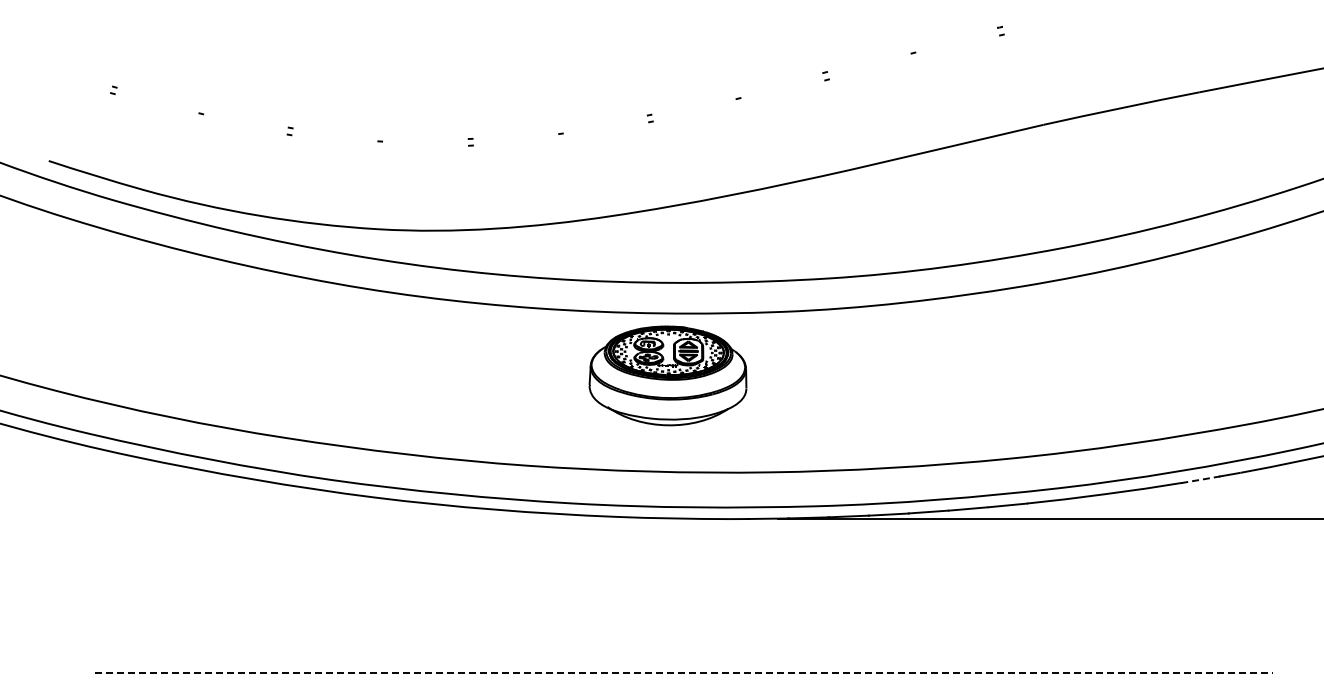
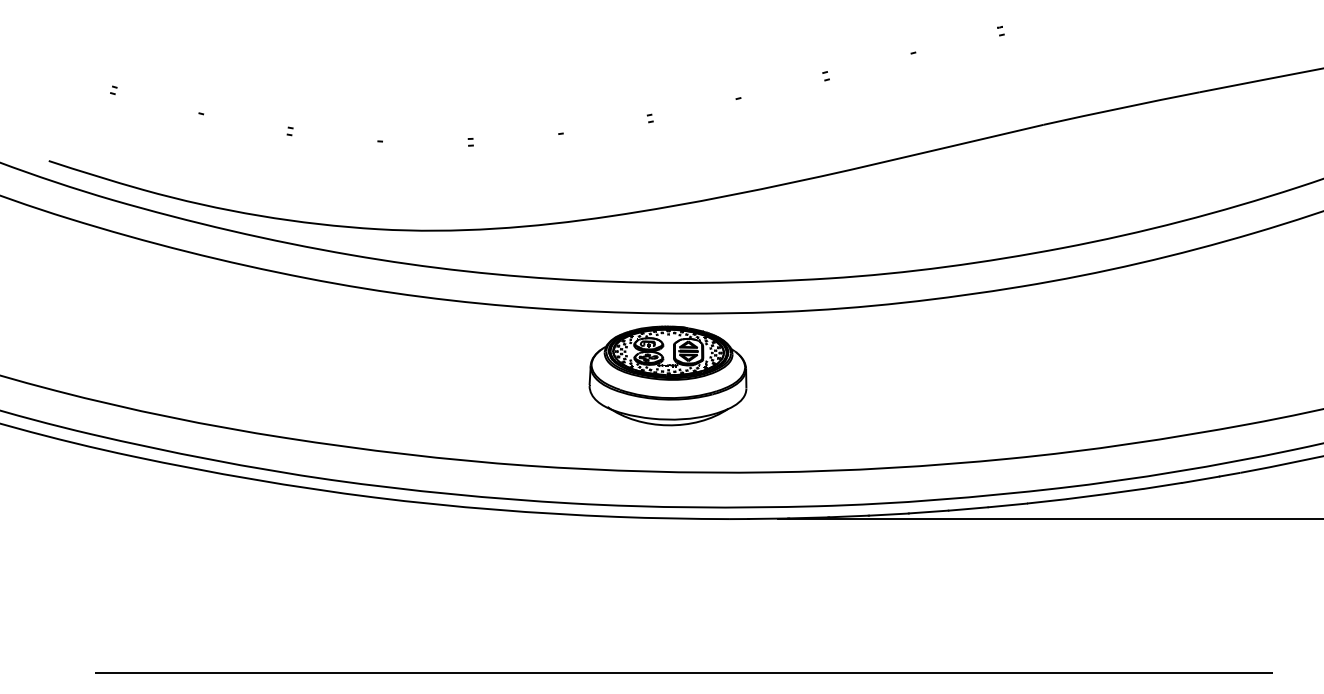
line: dashed -> solid (1200, 479)
line: dashed -> solid (684, 673)
